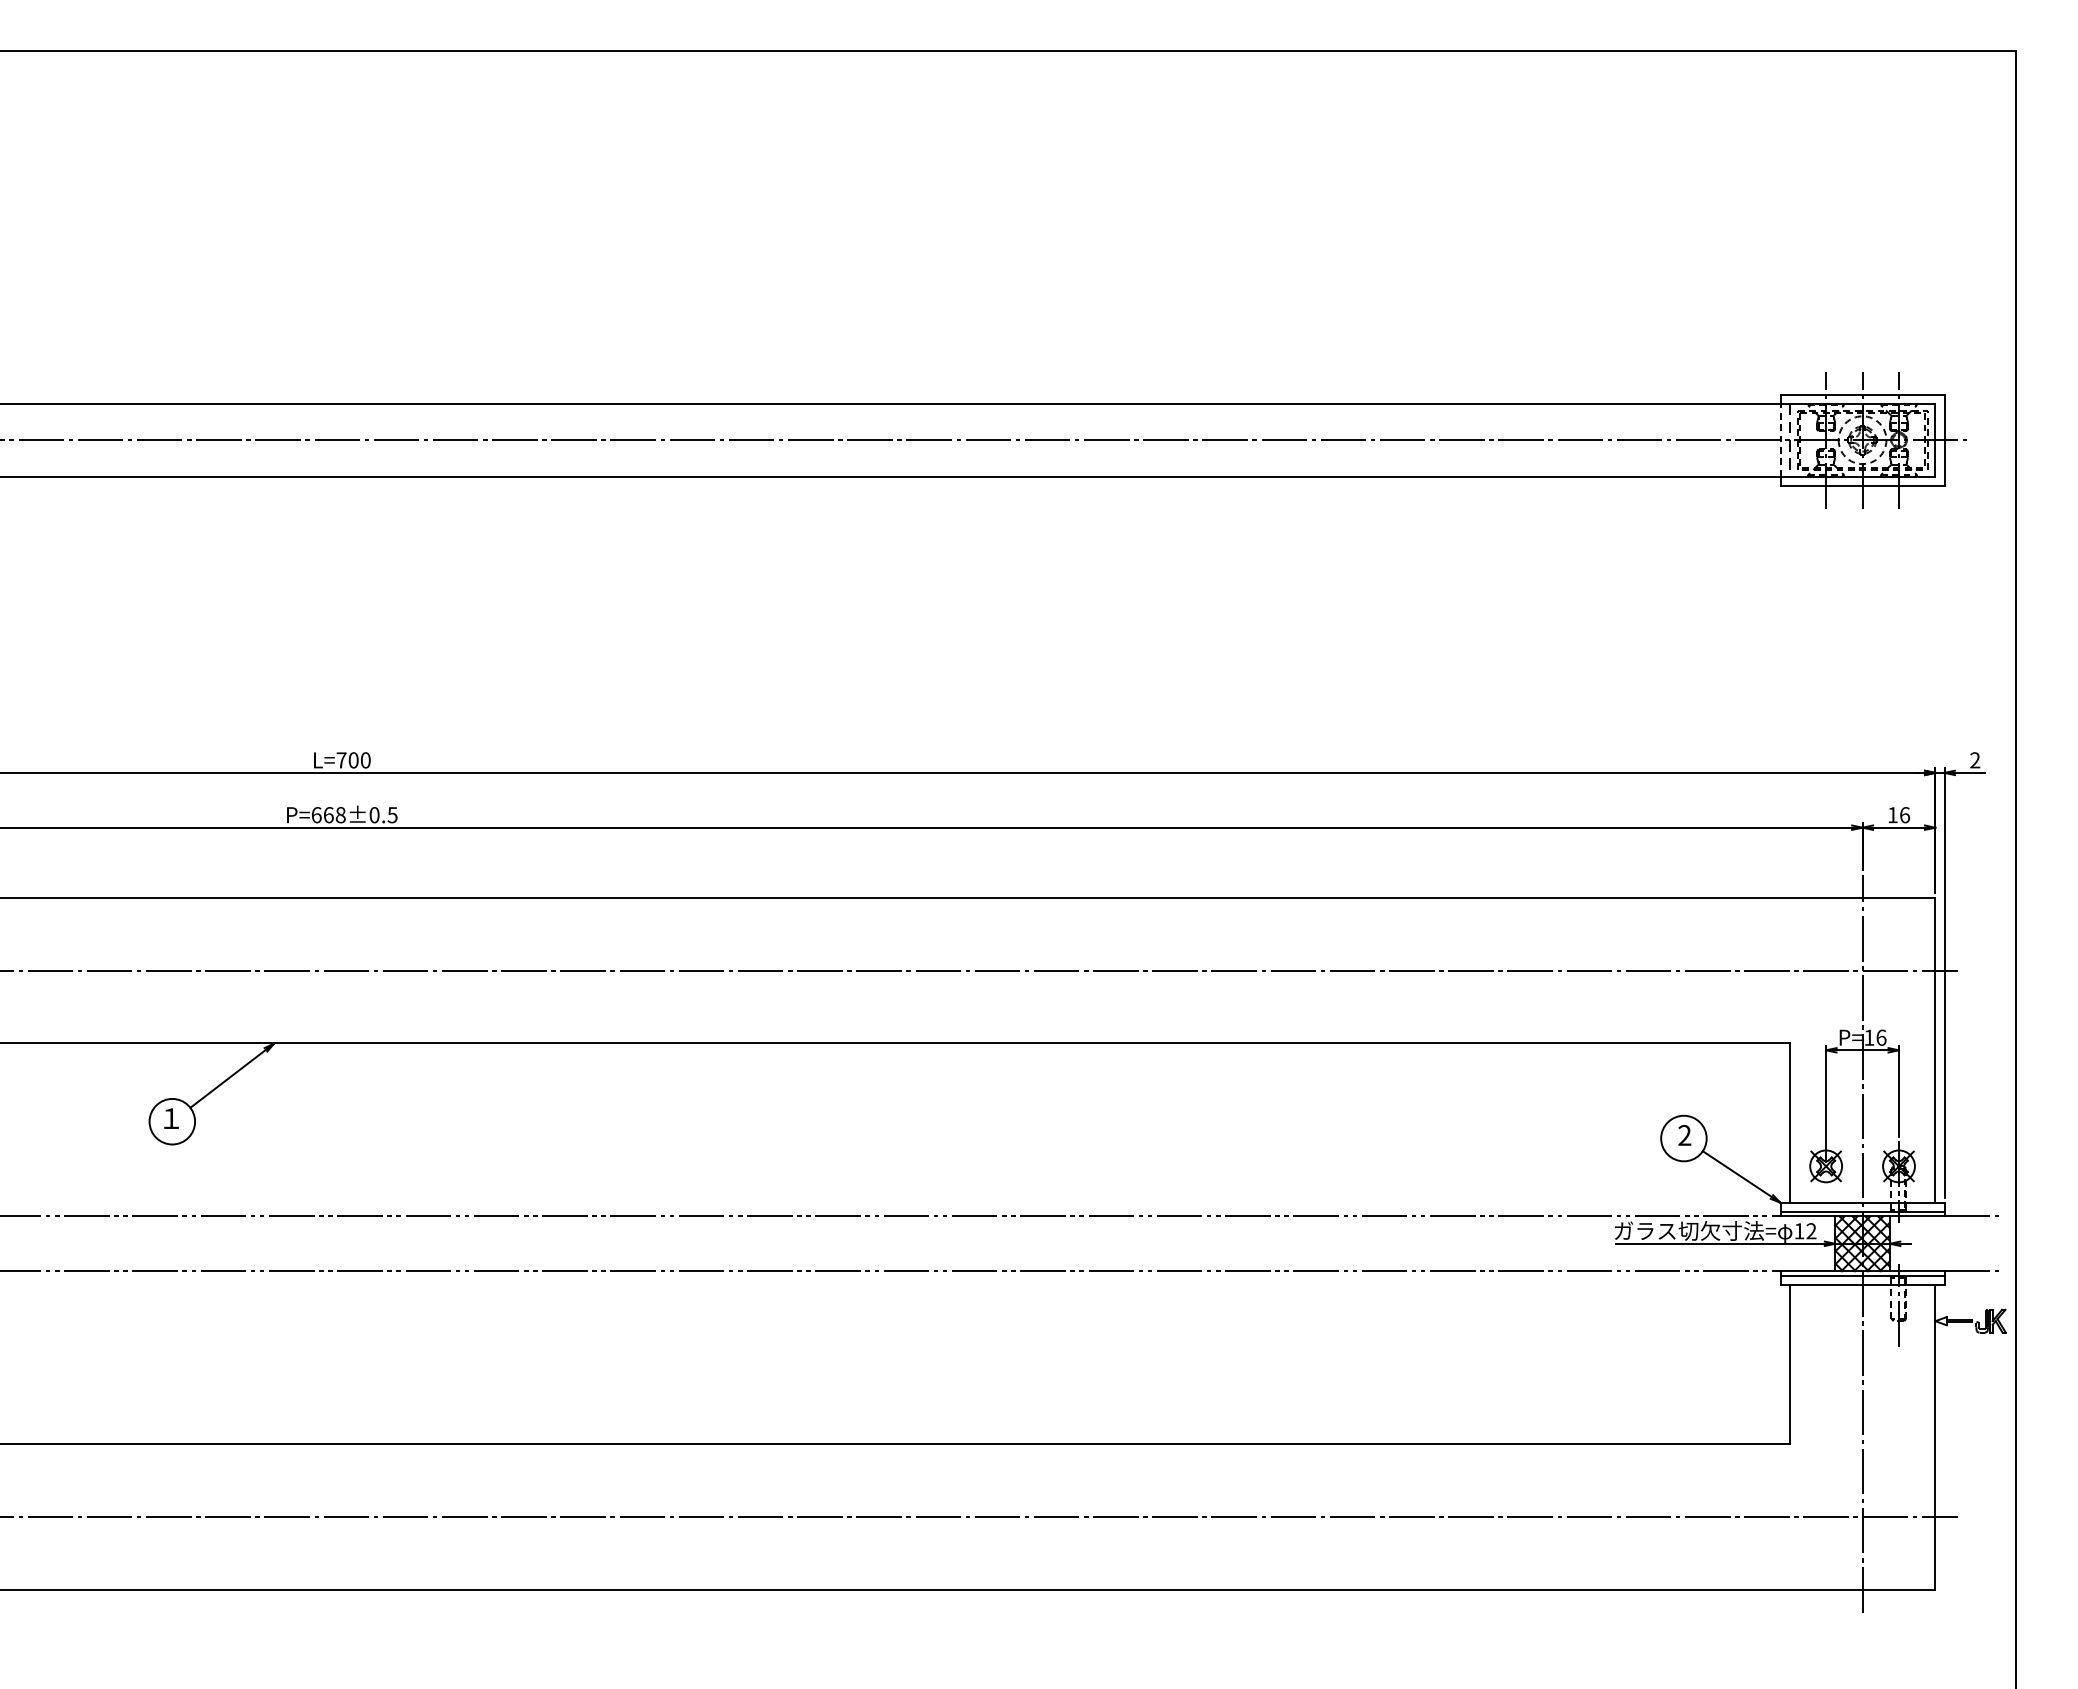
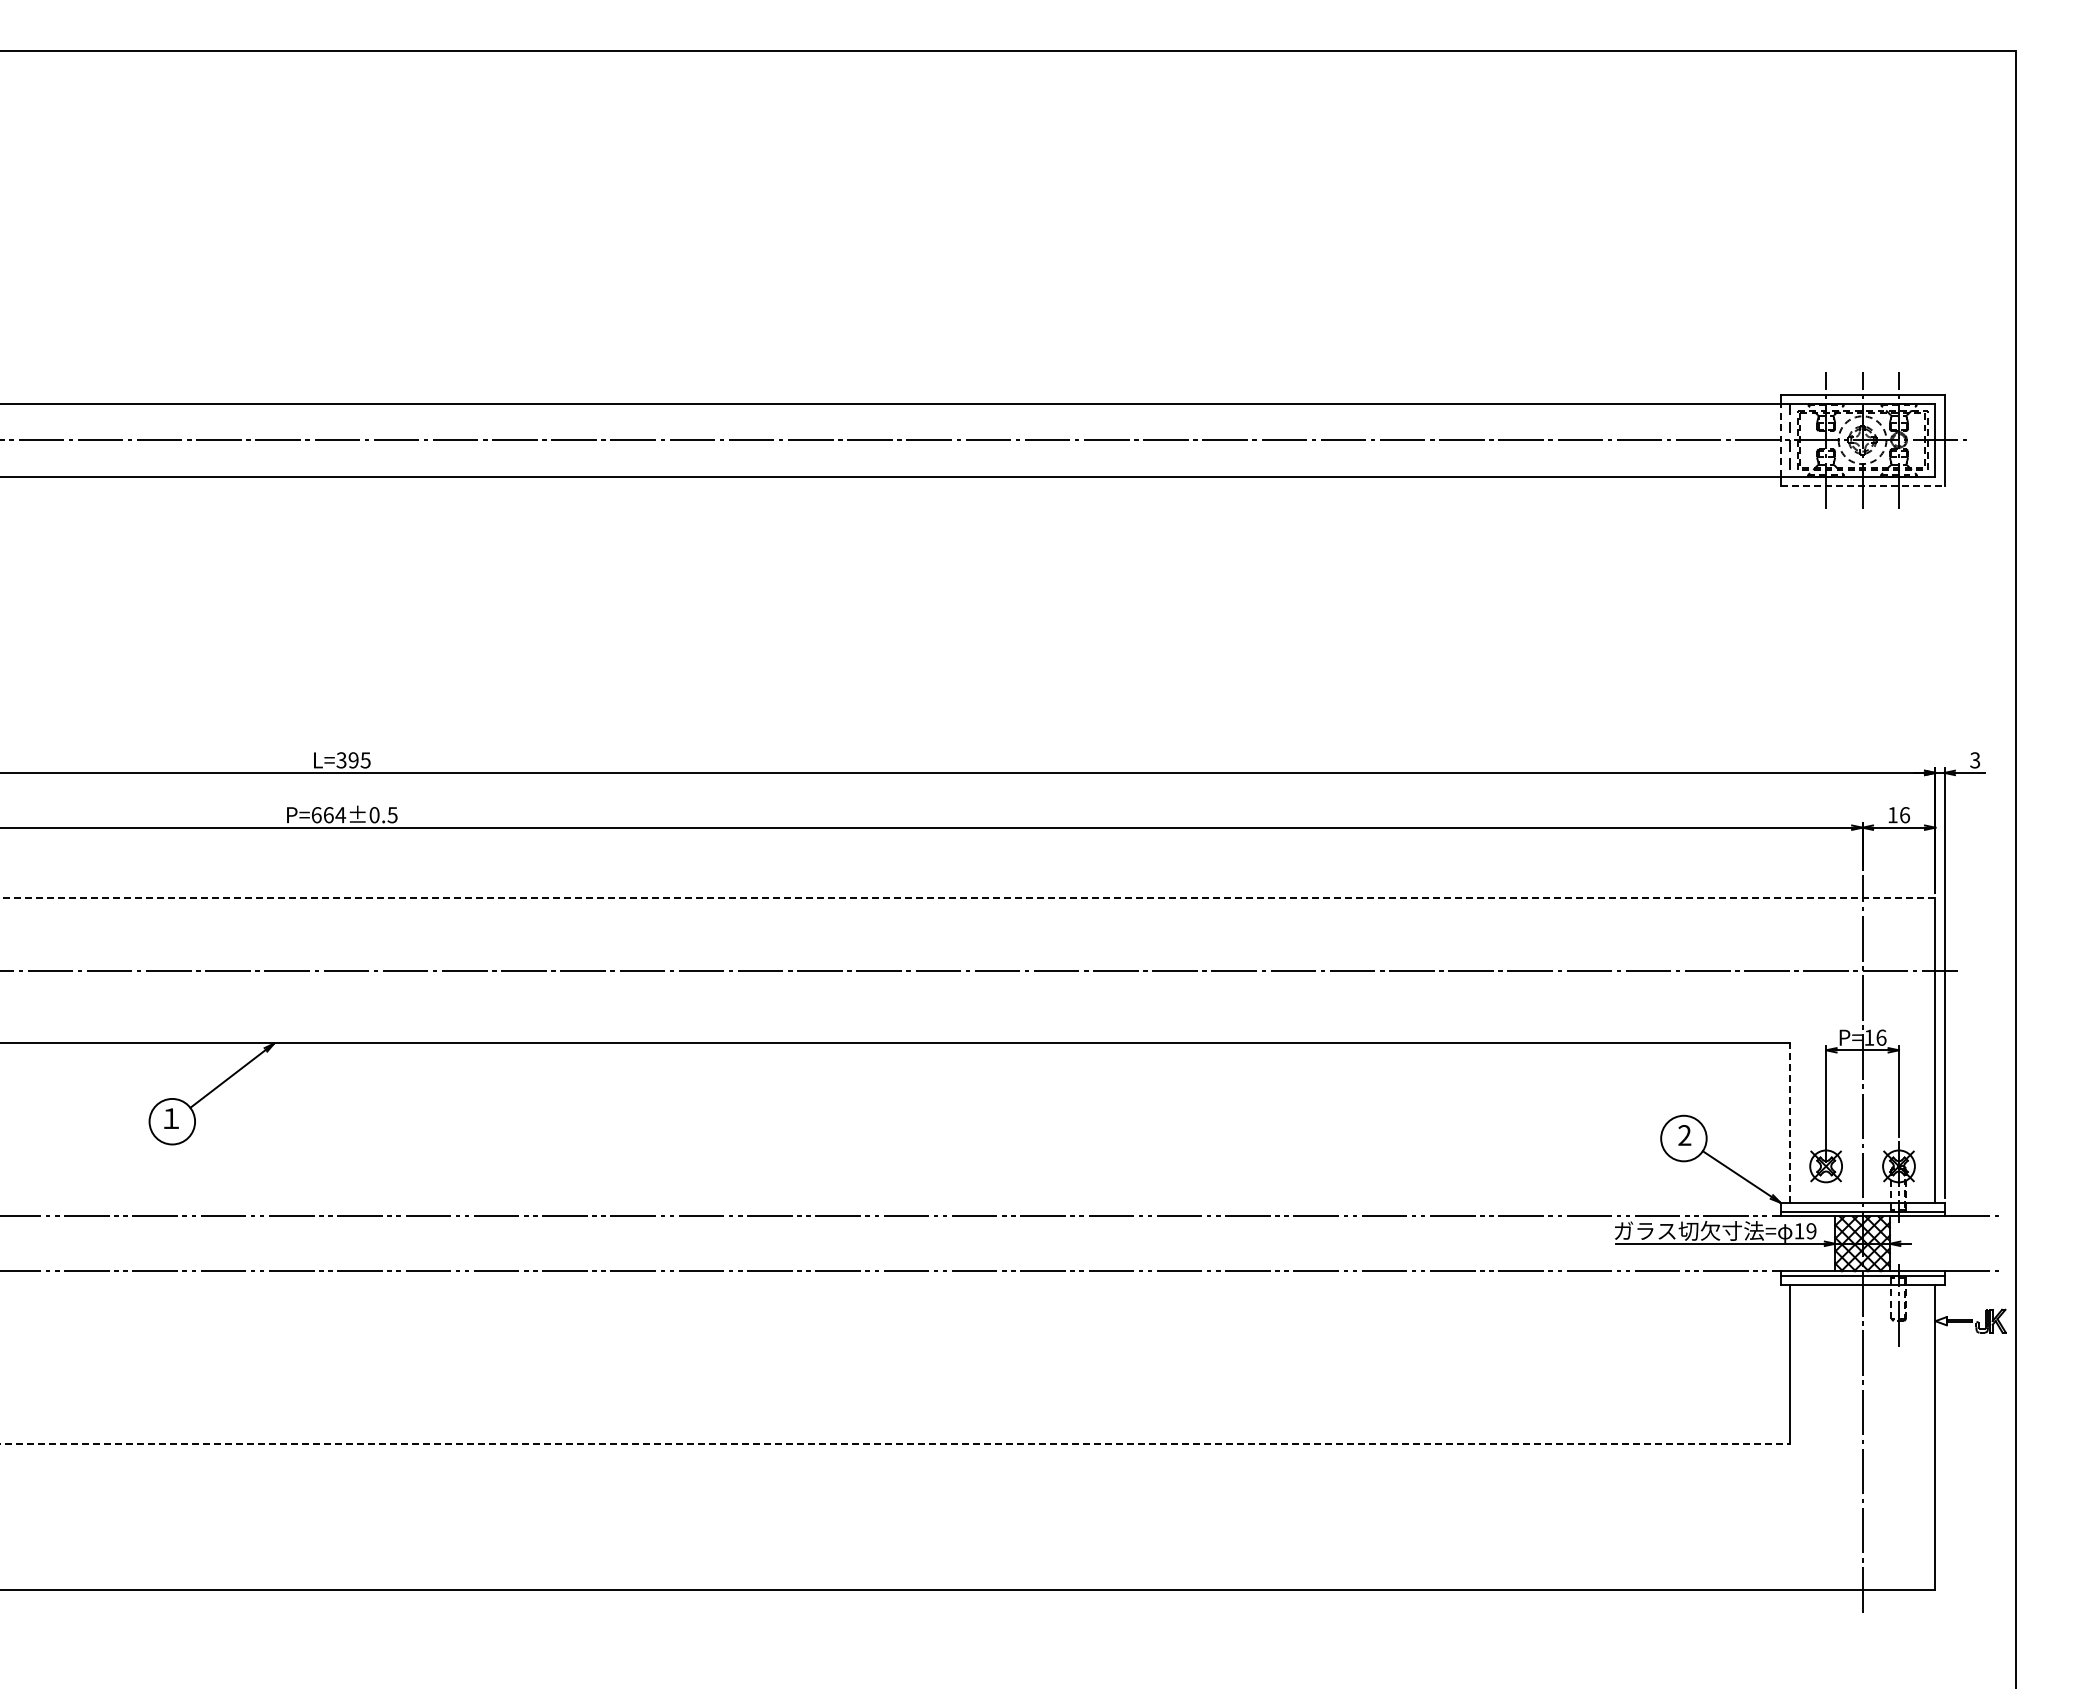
line: solid -> dashed (1862, 485)
text: L=700 -> L=395 (353, 760)
text: 2 -> 3 (1975, 760)
text: P=668±0.5 -> P=664±0.5 (340, 815)
line: solid -> dashed (967, 897)
line: solid -> dashed (1789, 1123)
text: 12 -> 19 (1811, 1231)
line: solid -> dashed (895, 1444)
line: present -> none (980, 1516)
